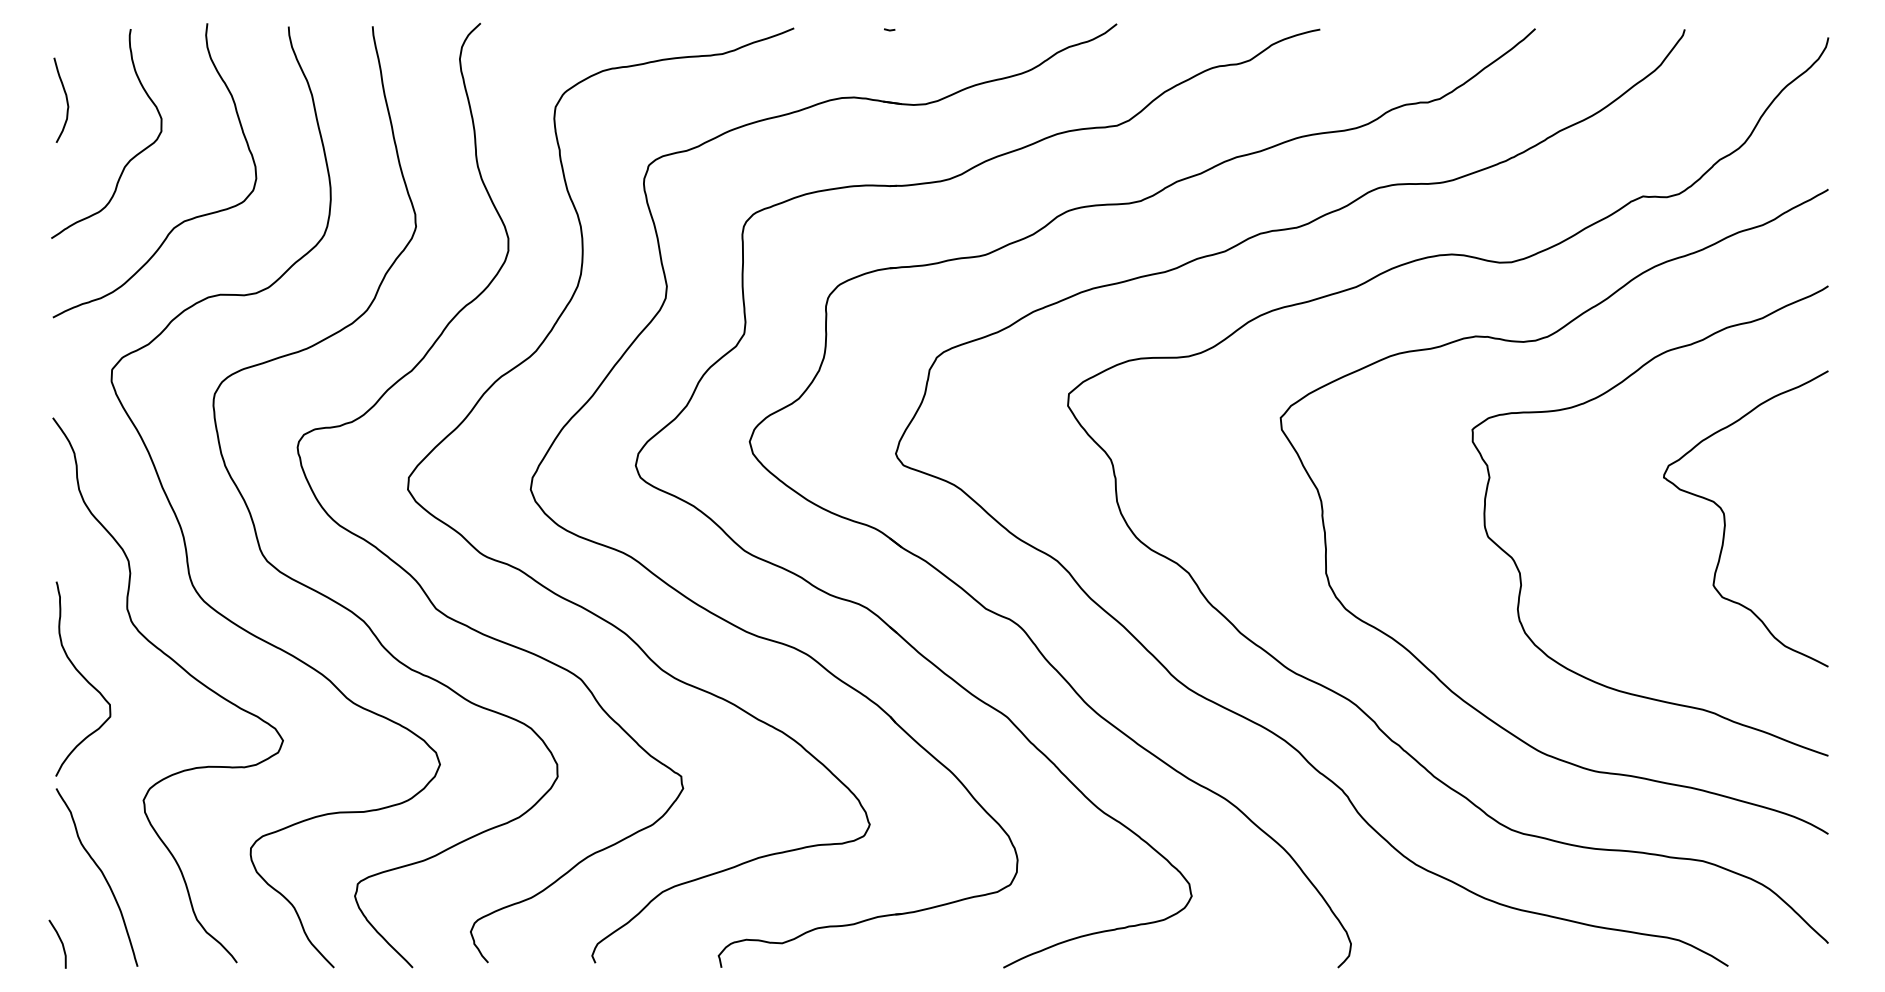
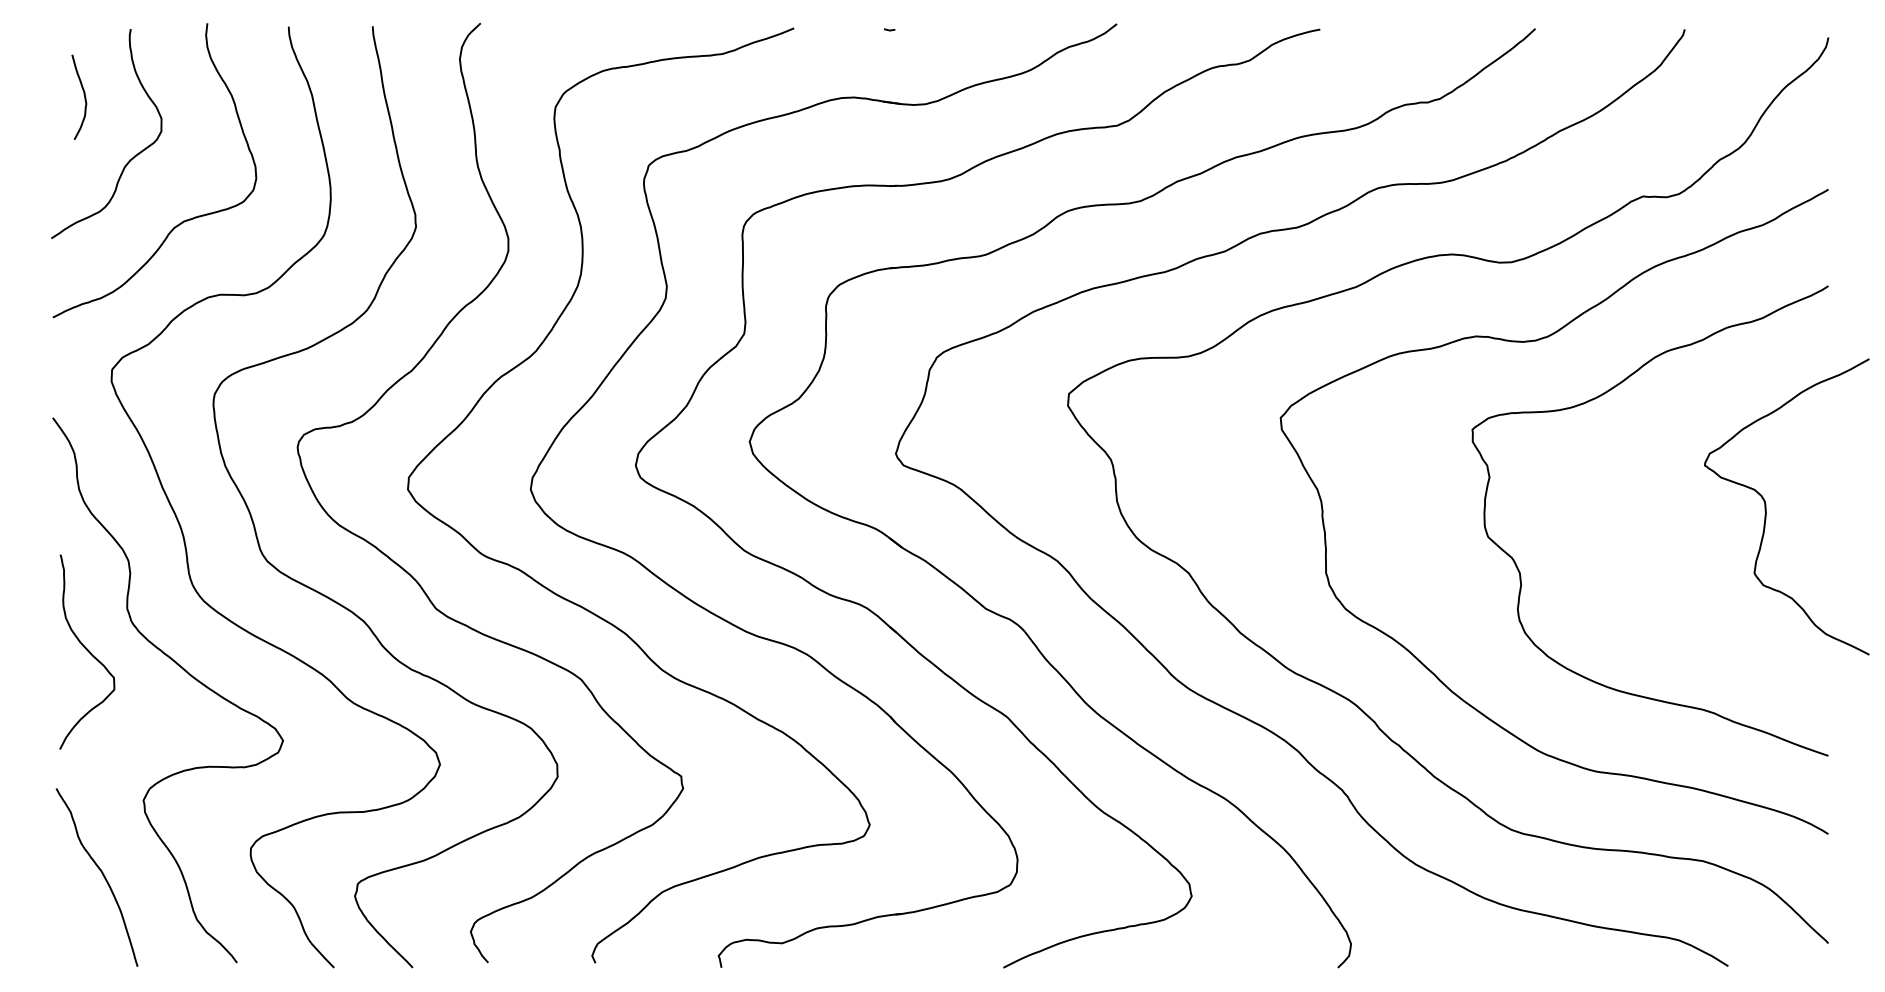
curve position: (65, 97) -> (83, 94) (83, 94)
curve position: (1725, 518) -> (1766, 506) (1766, 506)
curve position: (83, 678) -> (87, 651) (87, 651)
line: present -> none (60, 941)
